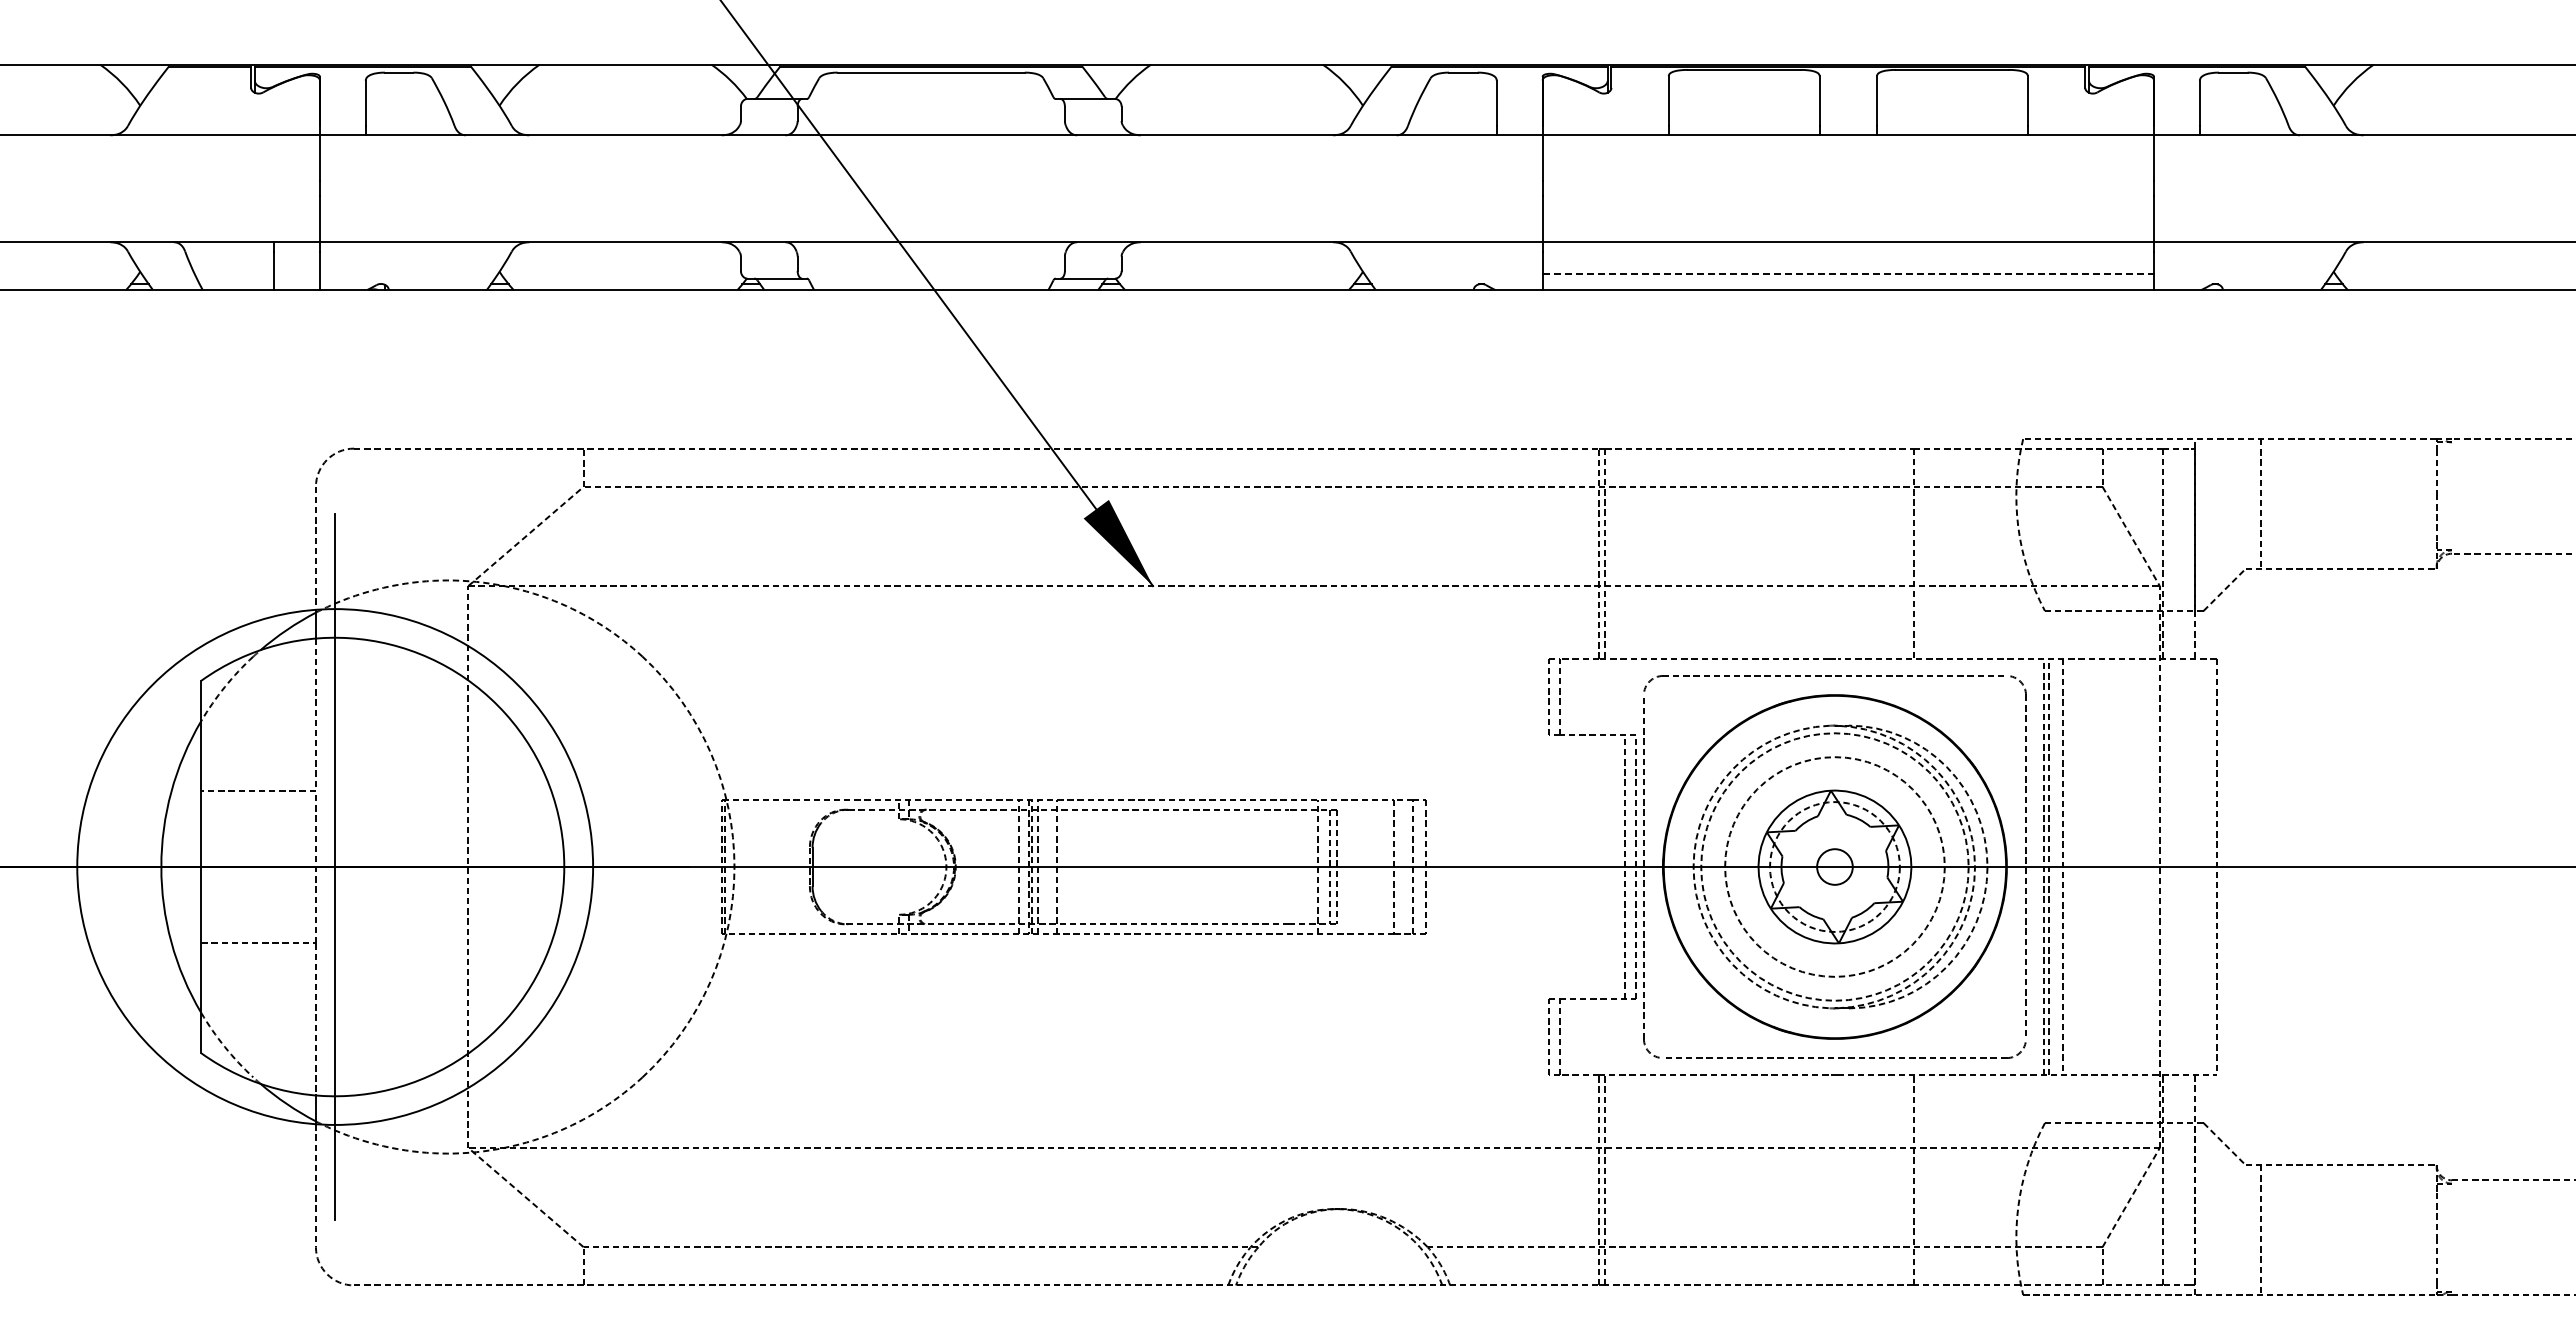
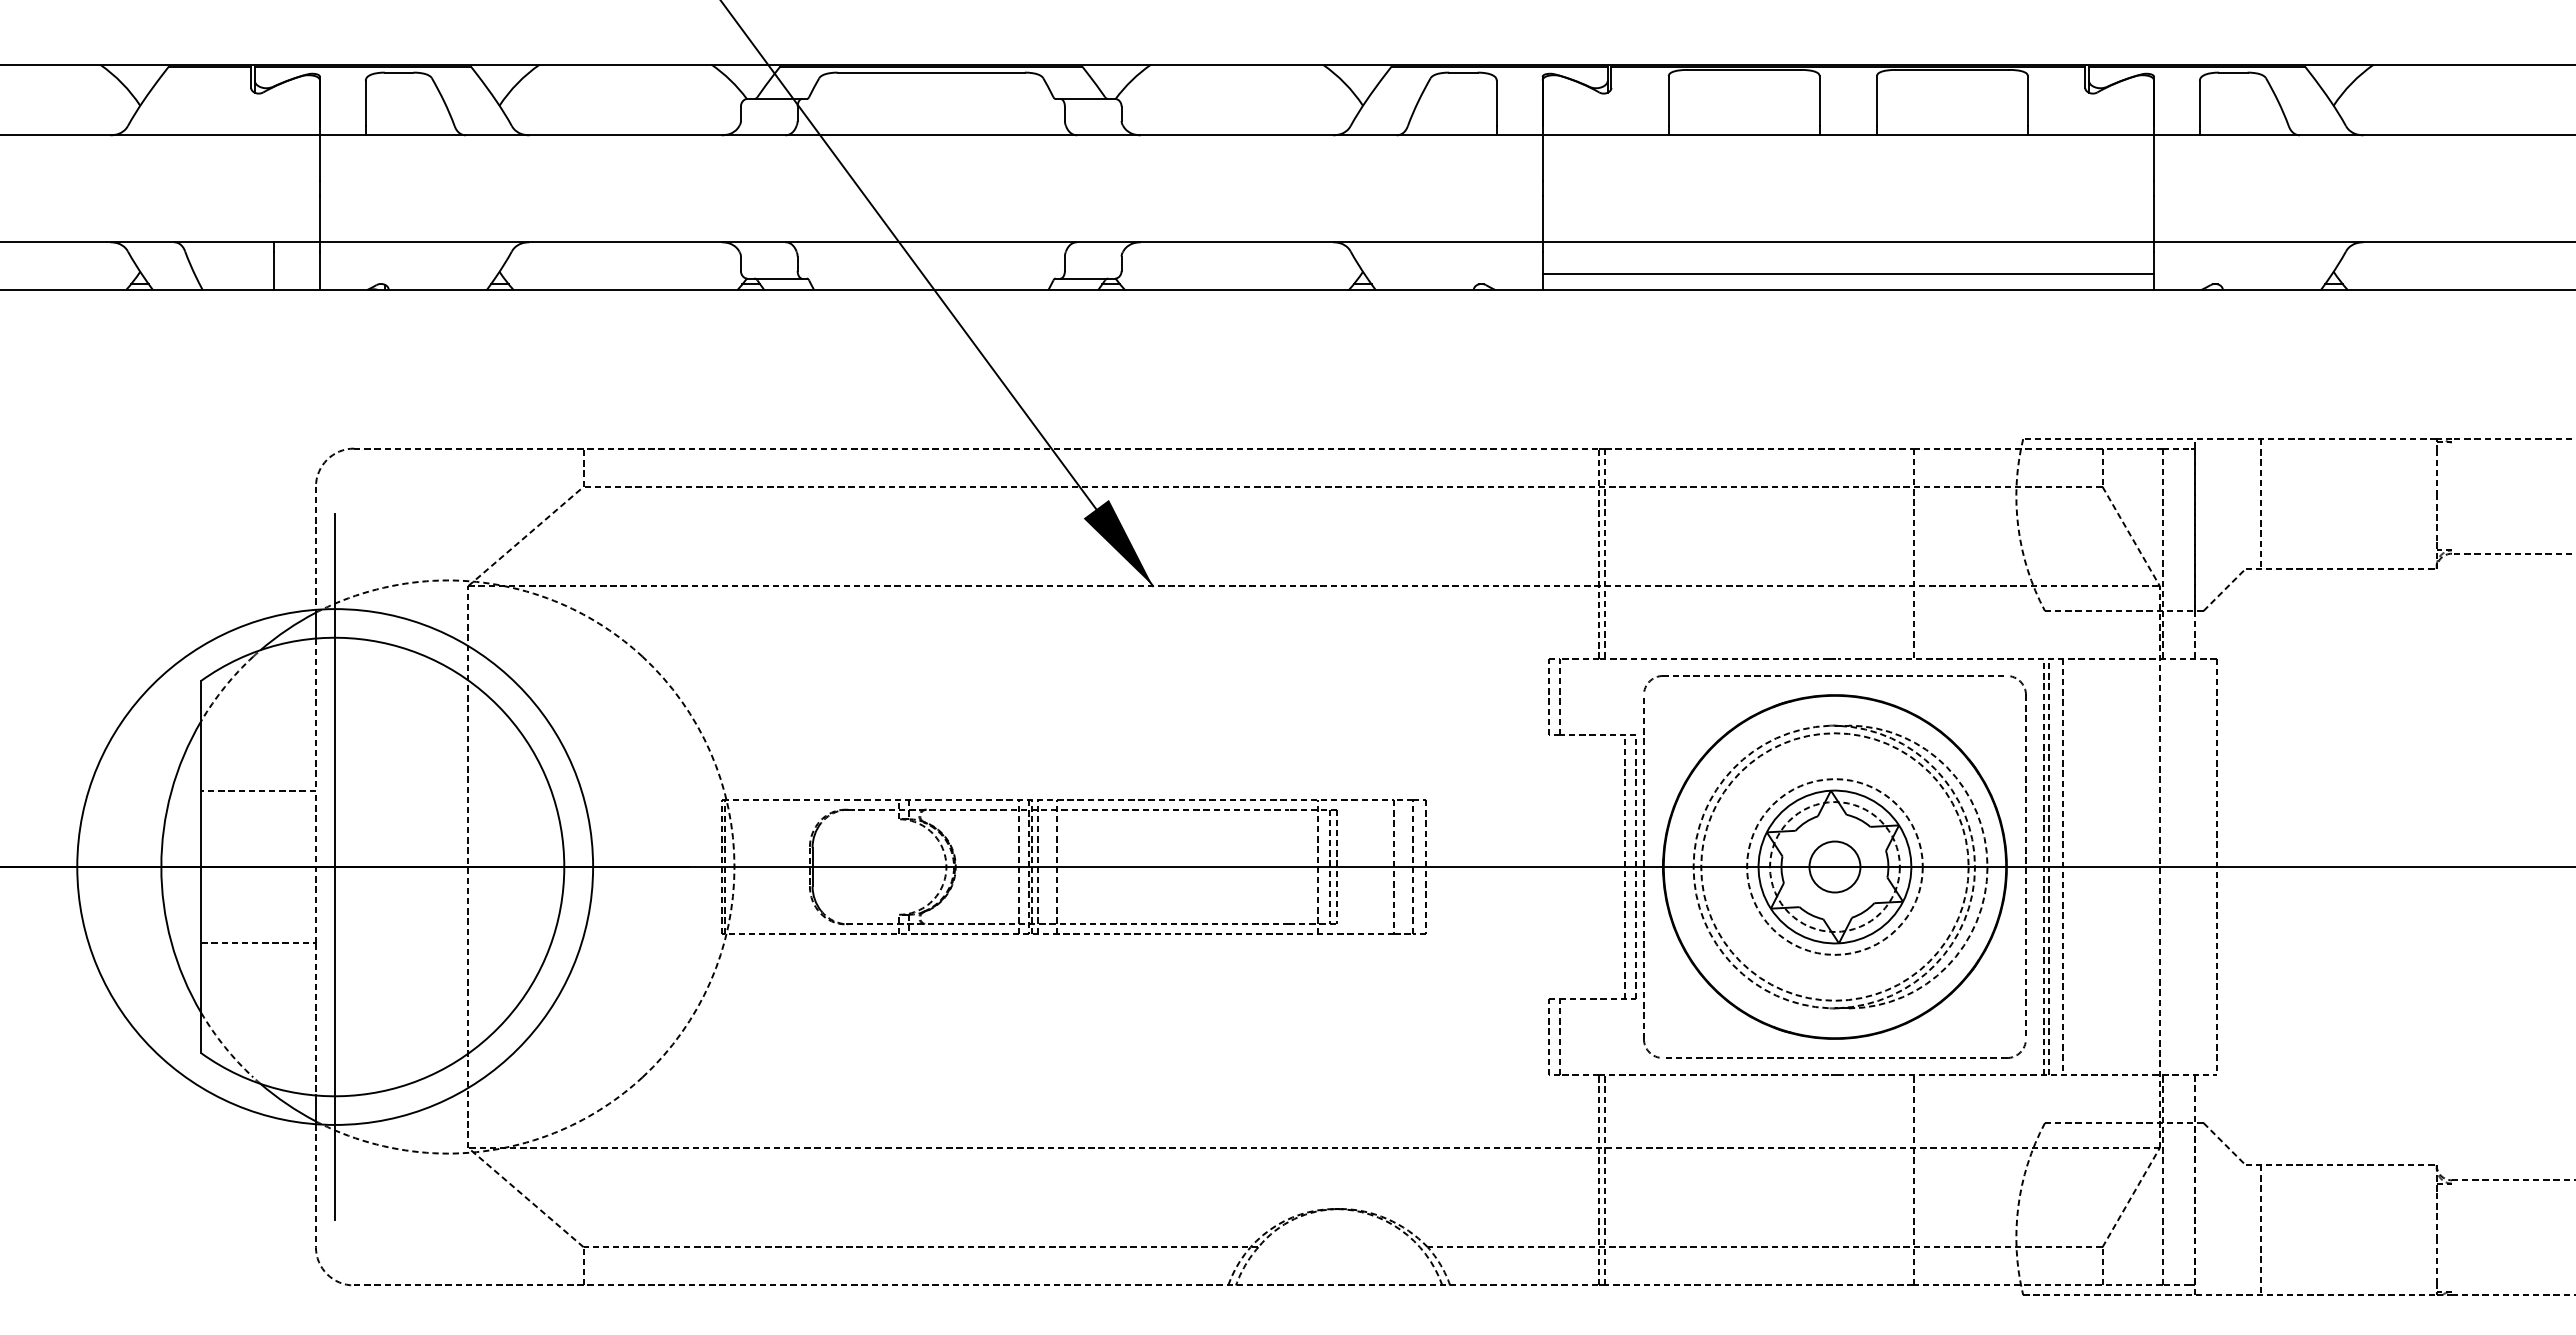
line: dashed -> solid (1848, 274)
circle diameter: 220 px -> 176 px (1834, 866)
circle diameter: 36 px -> 51 px (1834, 866)
